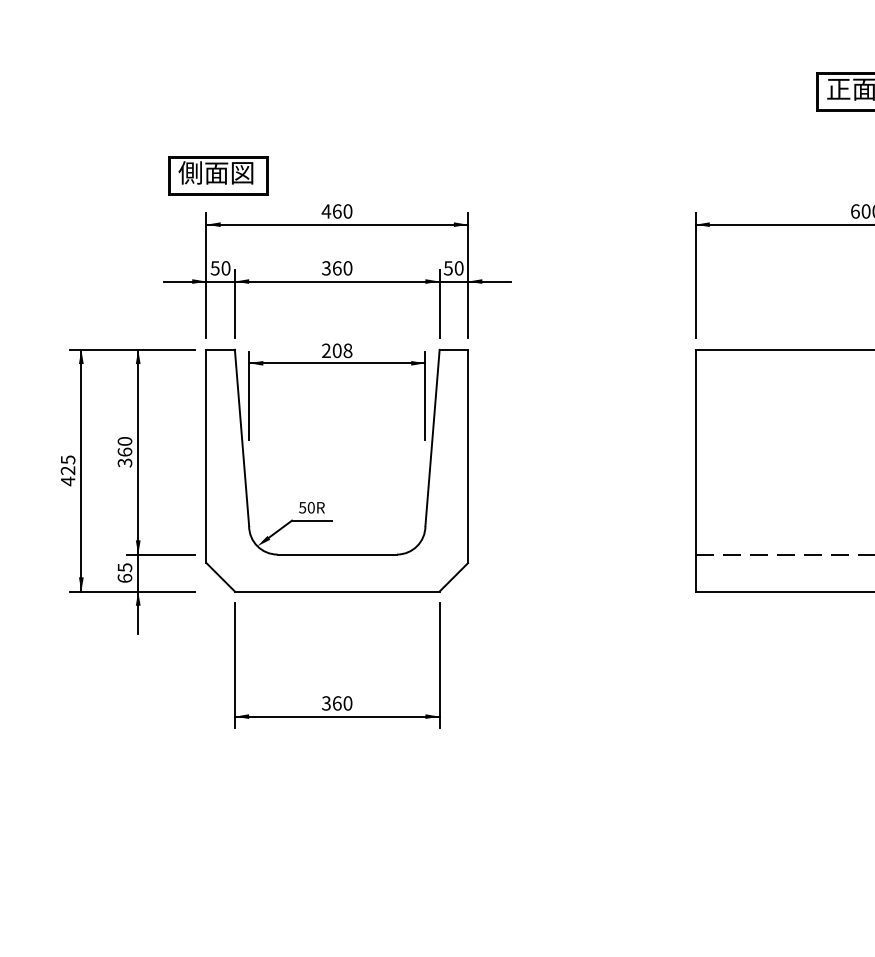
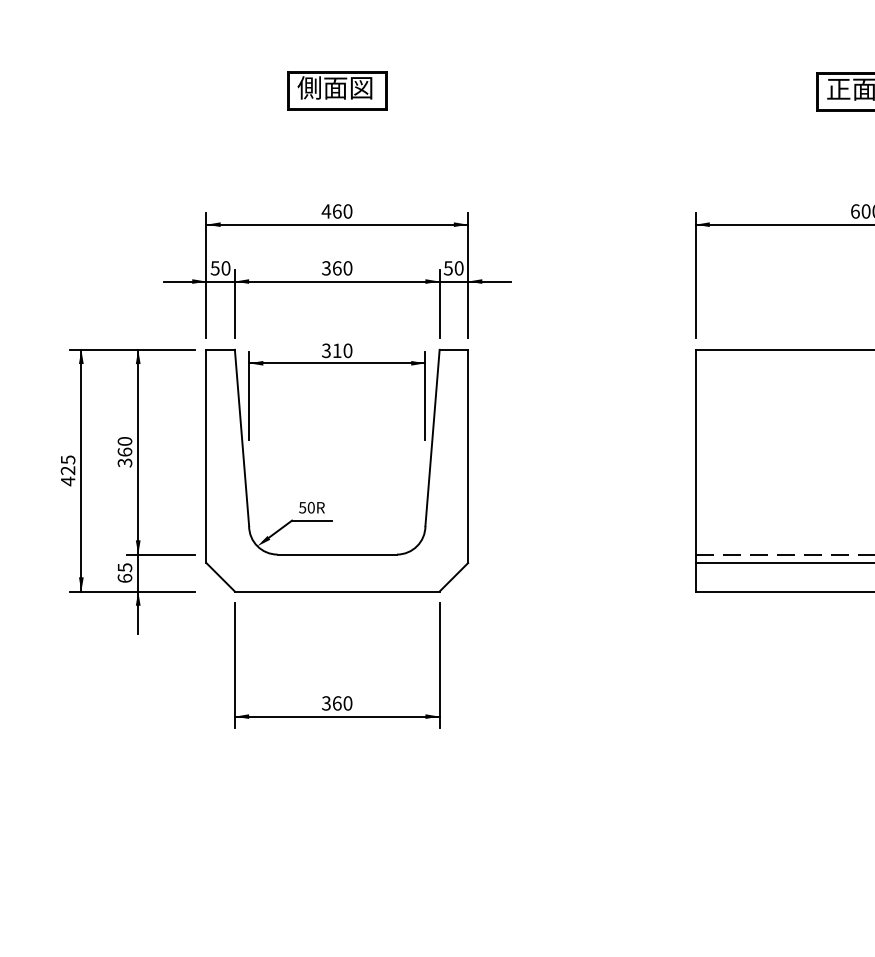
part position: (218, 175) -> (337, 90) (337, 90)
text: 208 -> 310 (337, 350)
line: none -> present (783, 563)
